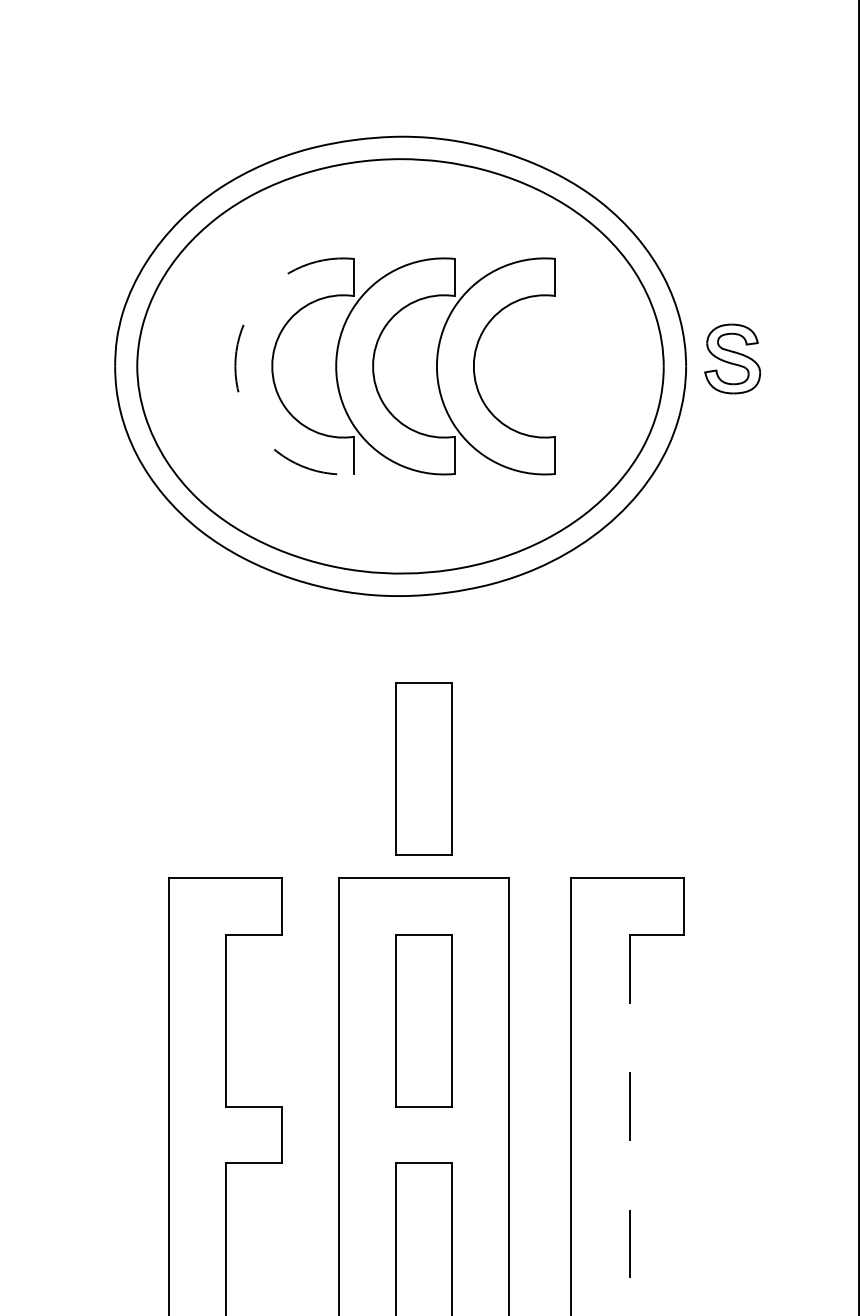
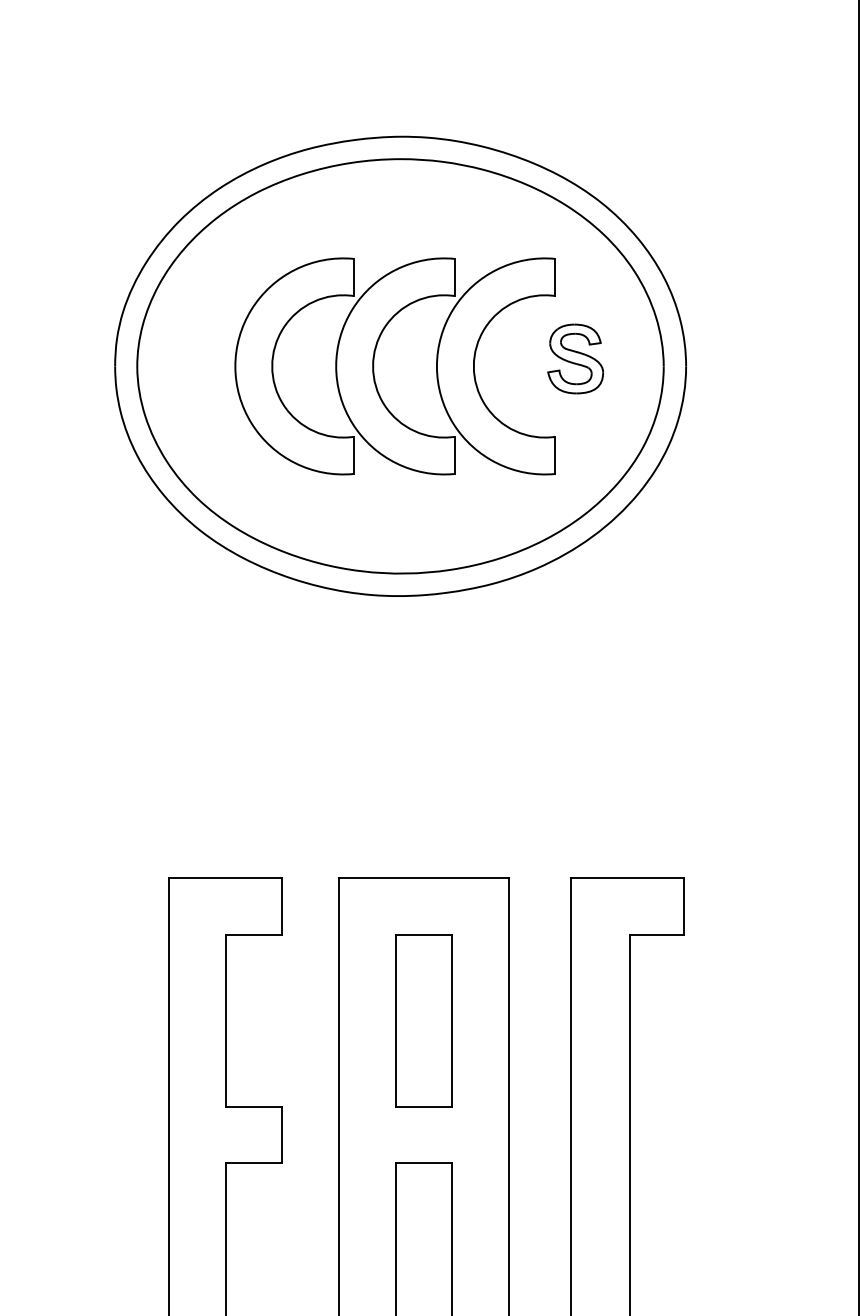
part position: (732, 358) -> (575, 358) (575, 358)
arc: dashed -> solid (235, 366)
part: present -> none (423, 768)
line: dashed -> solid (630, 1125)
